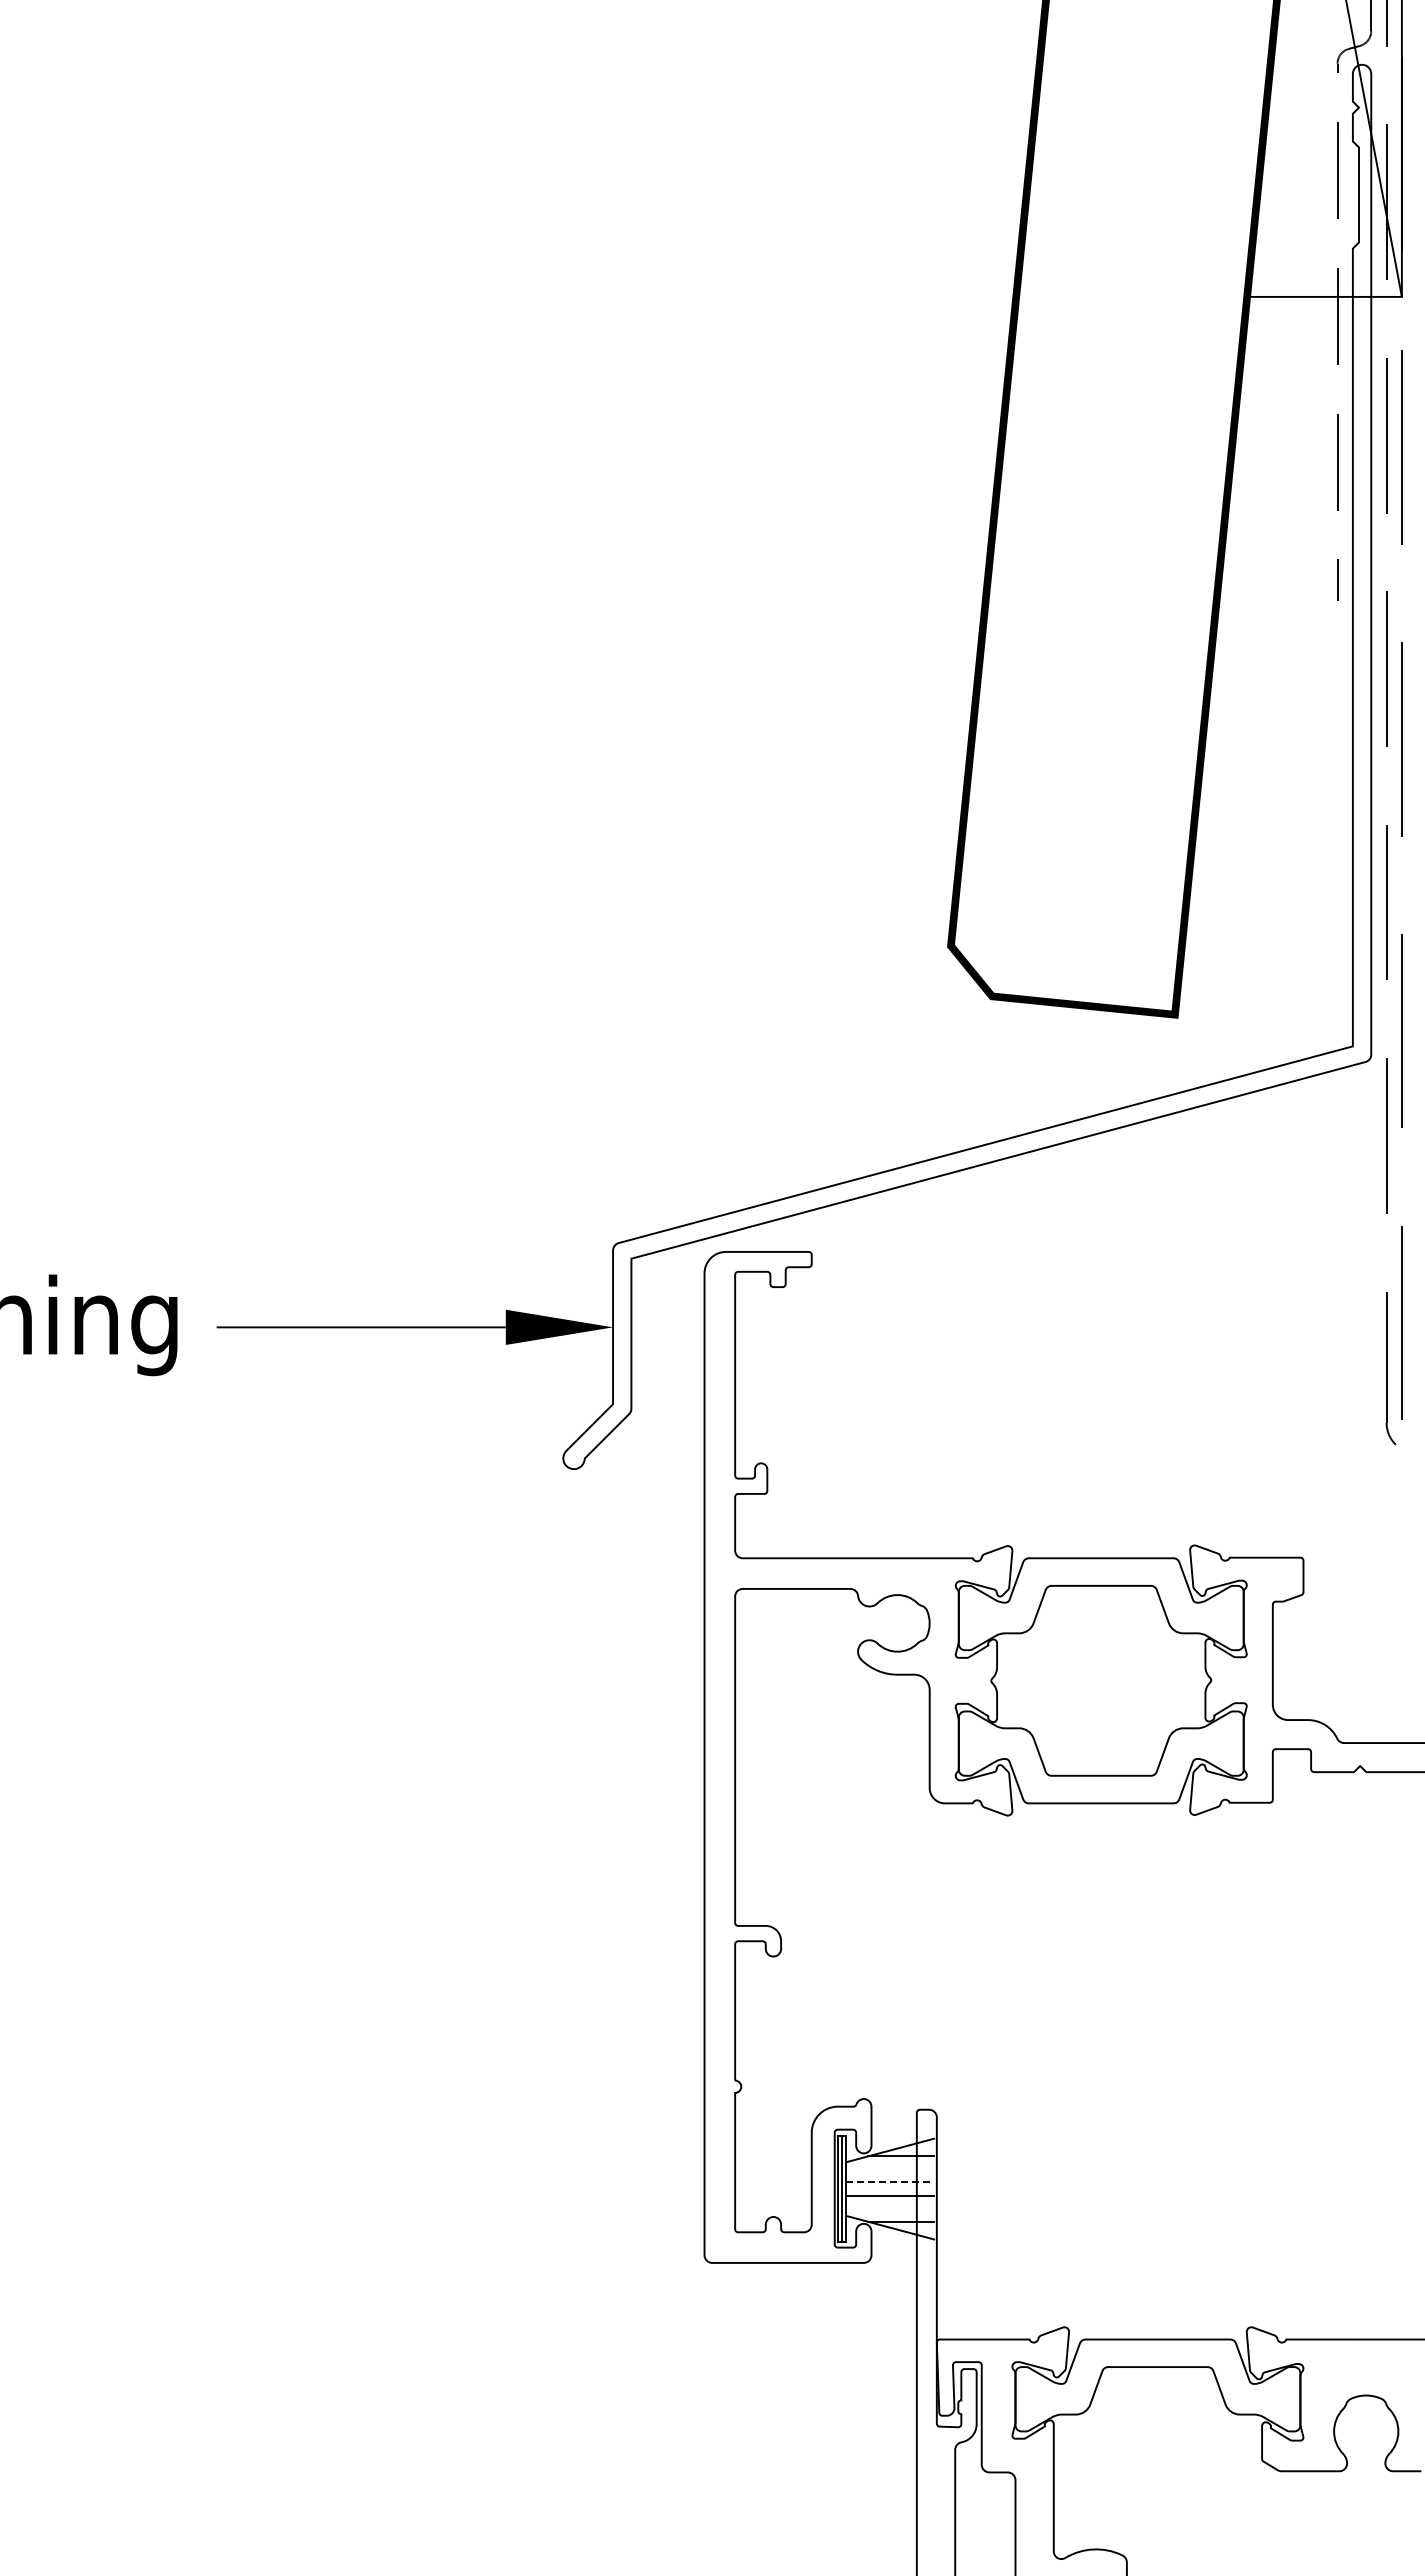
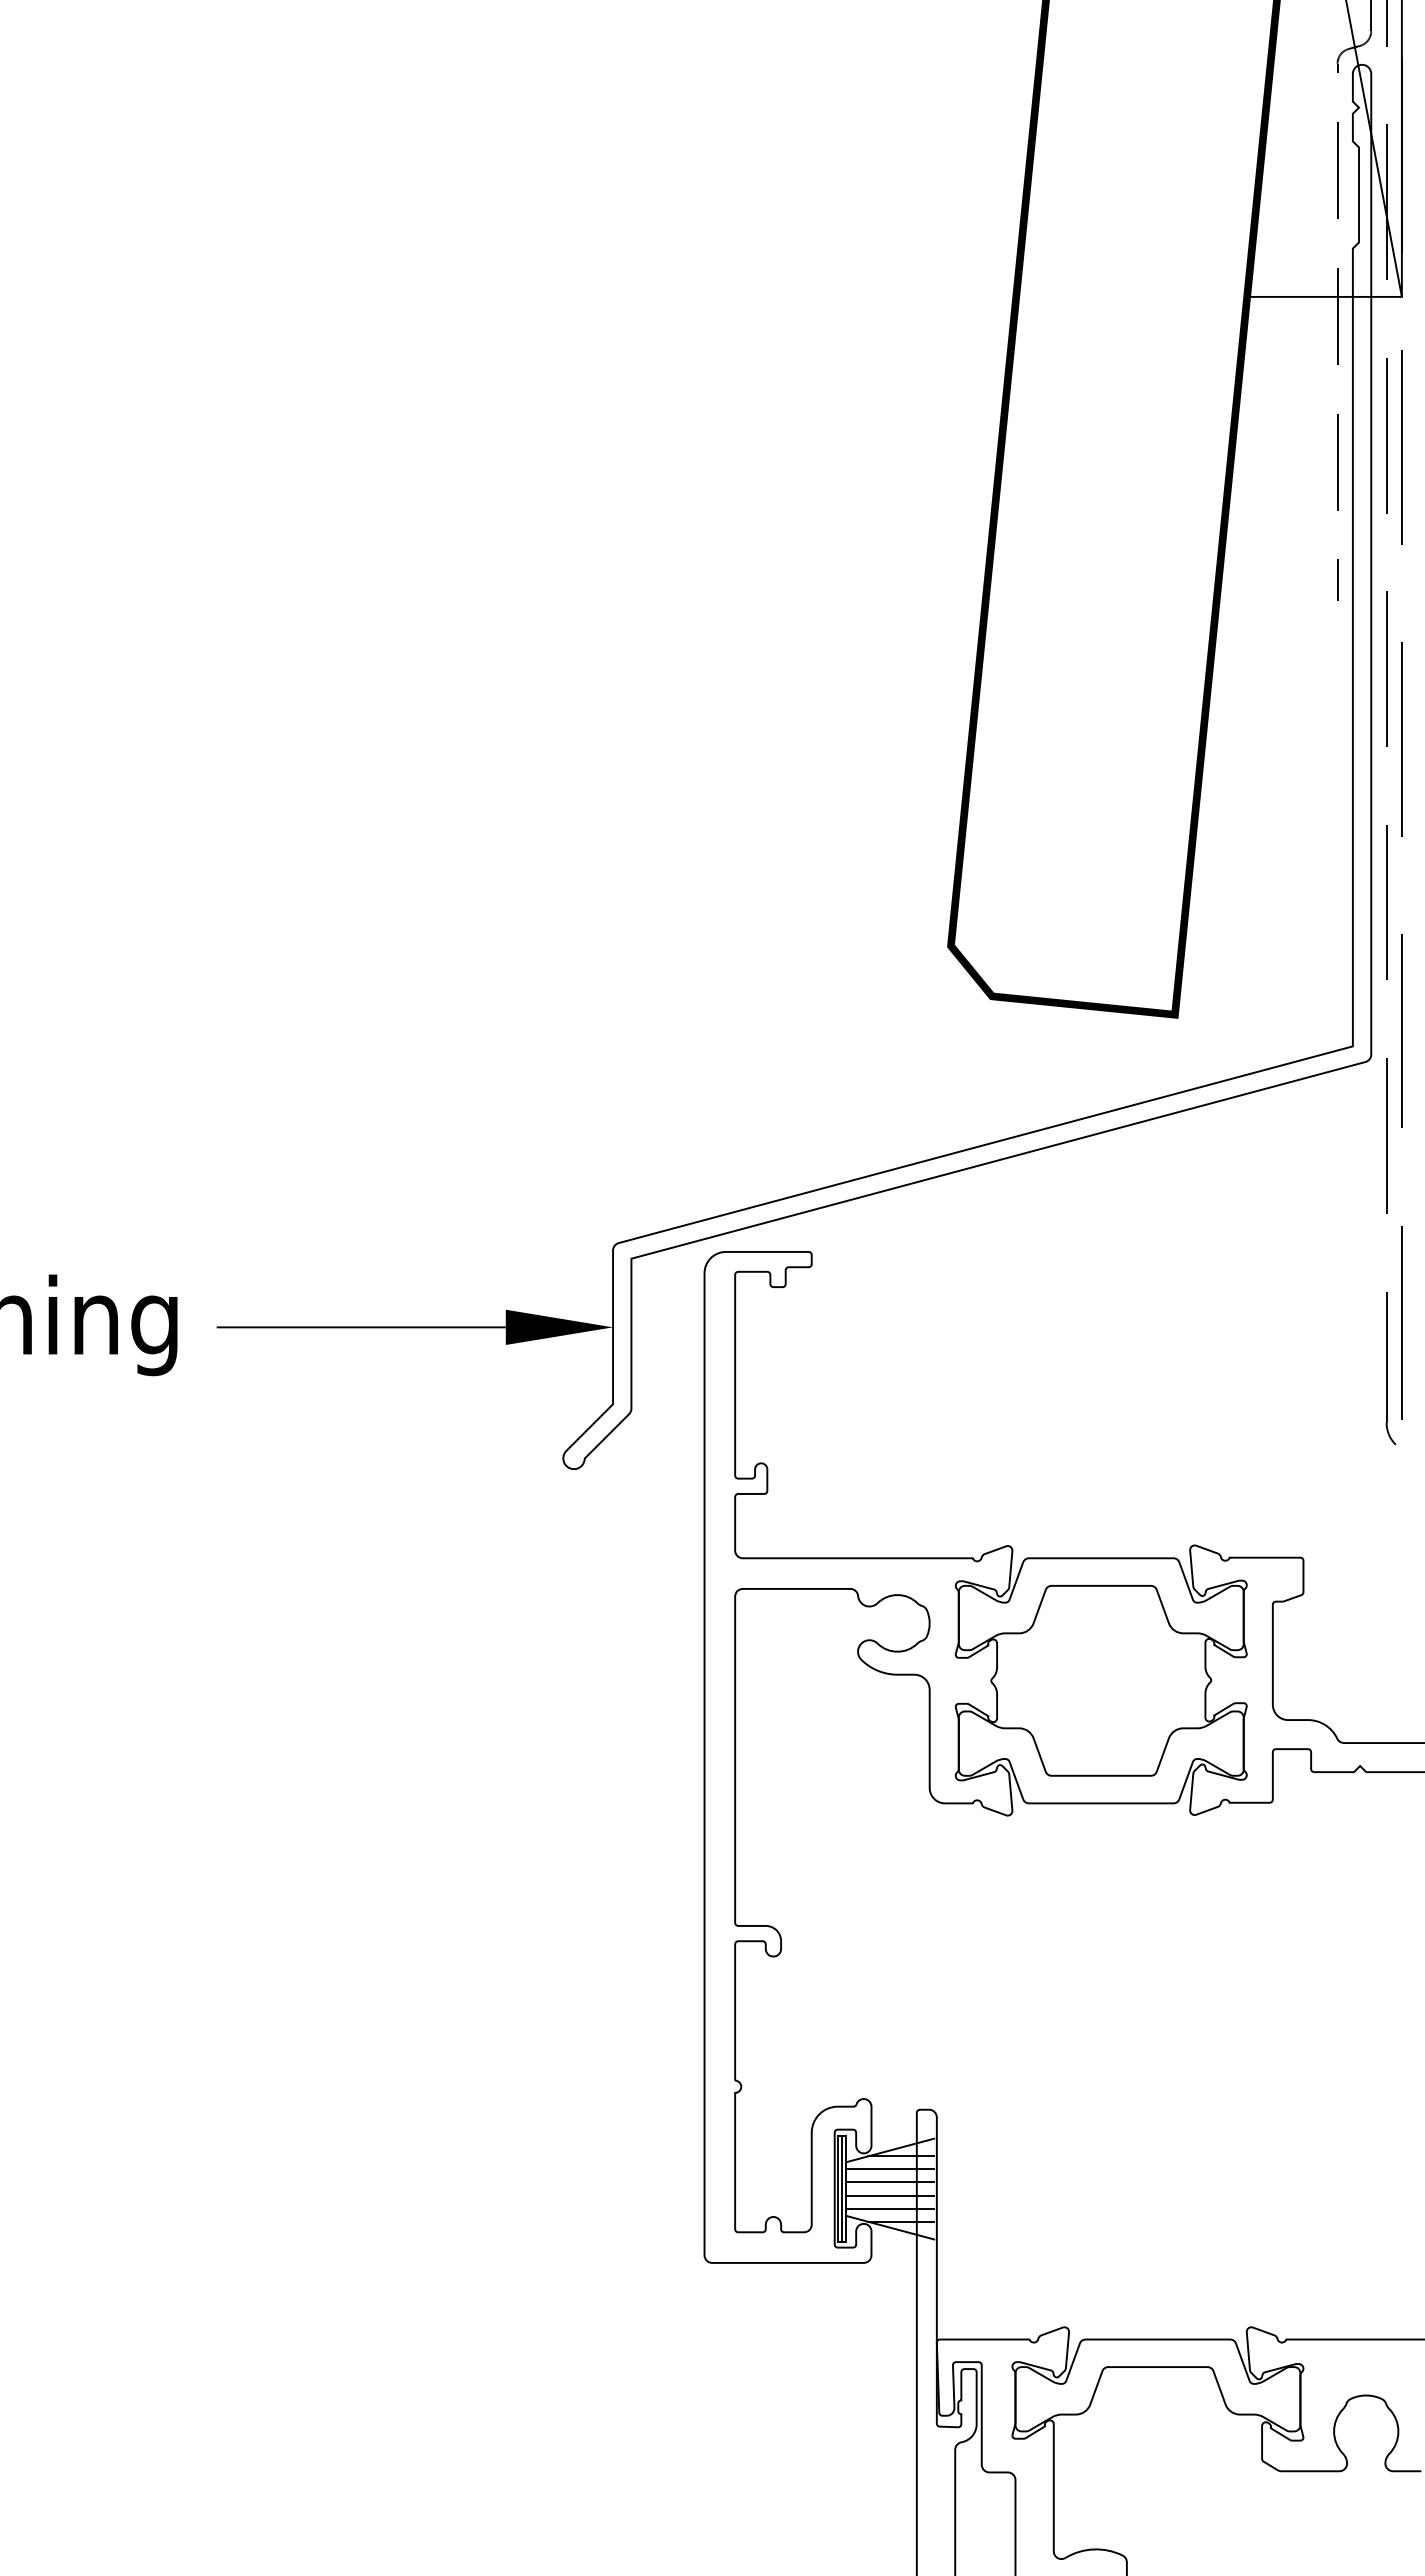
line: none -> present (890, 2169)
line: dashed -> solid (890, 2182)
line: none -> present (890, 2209)
